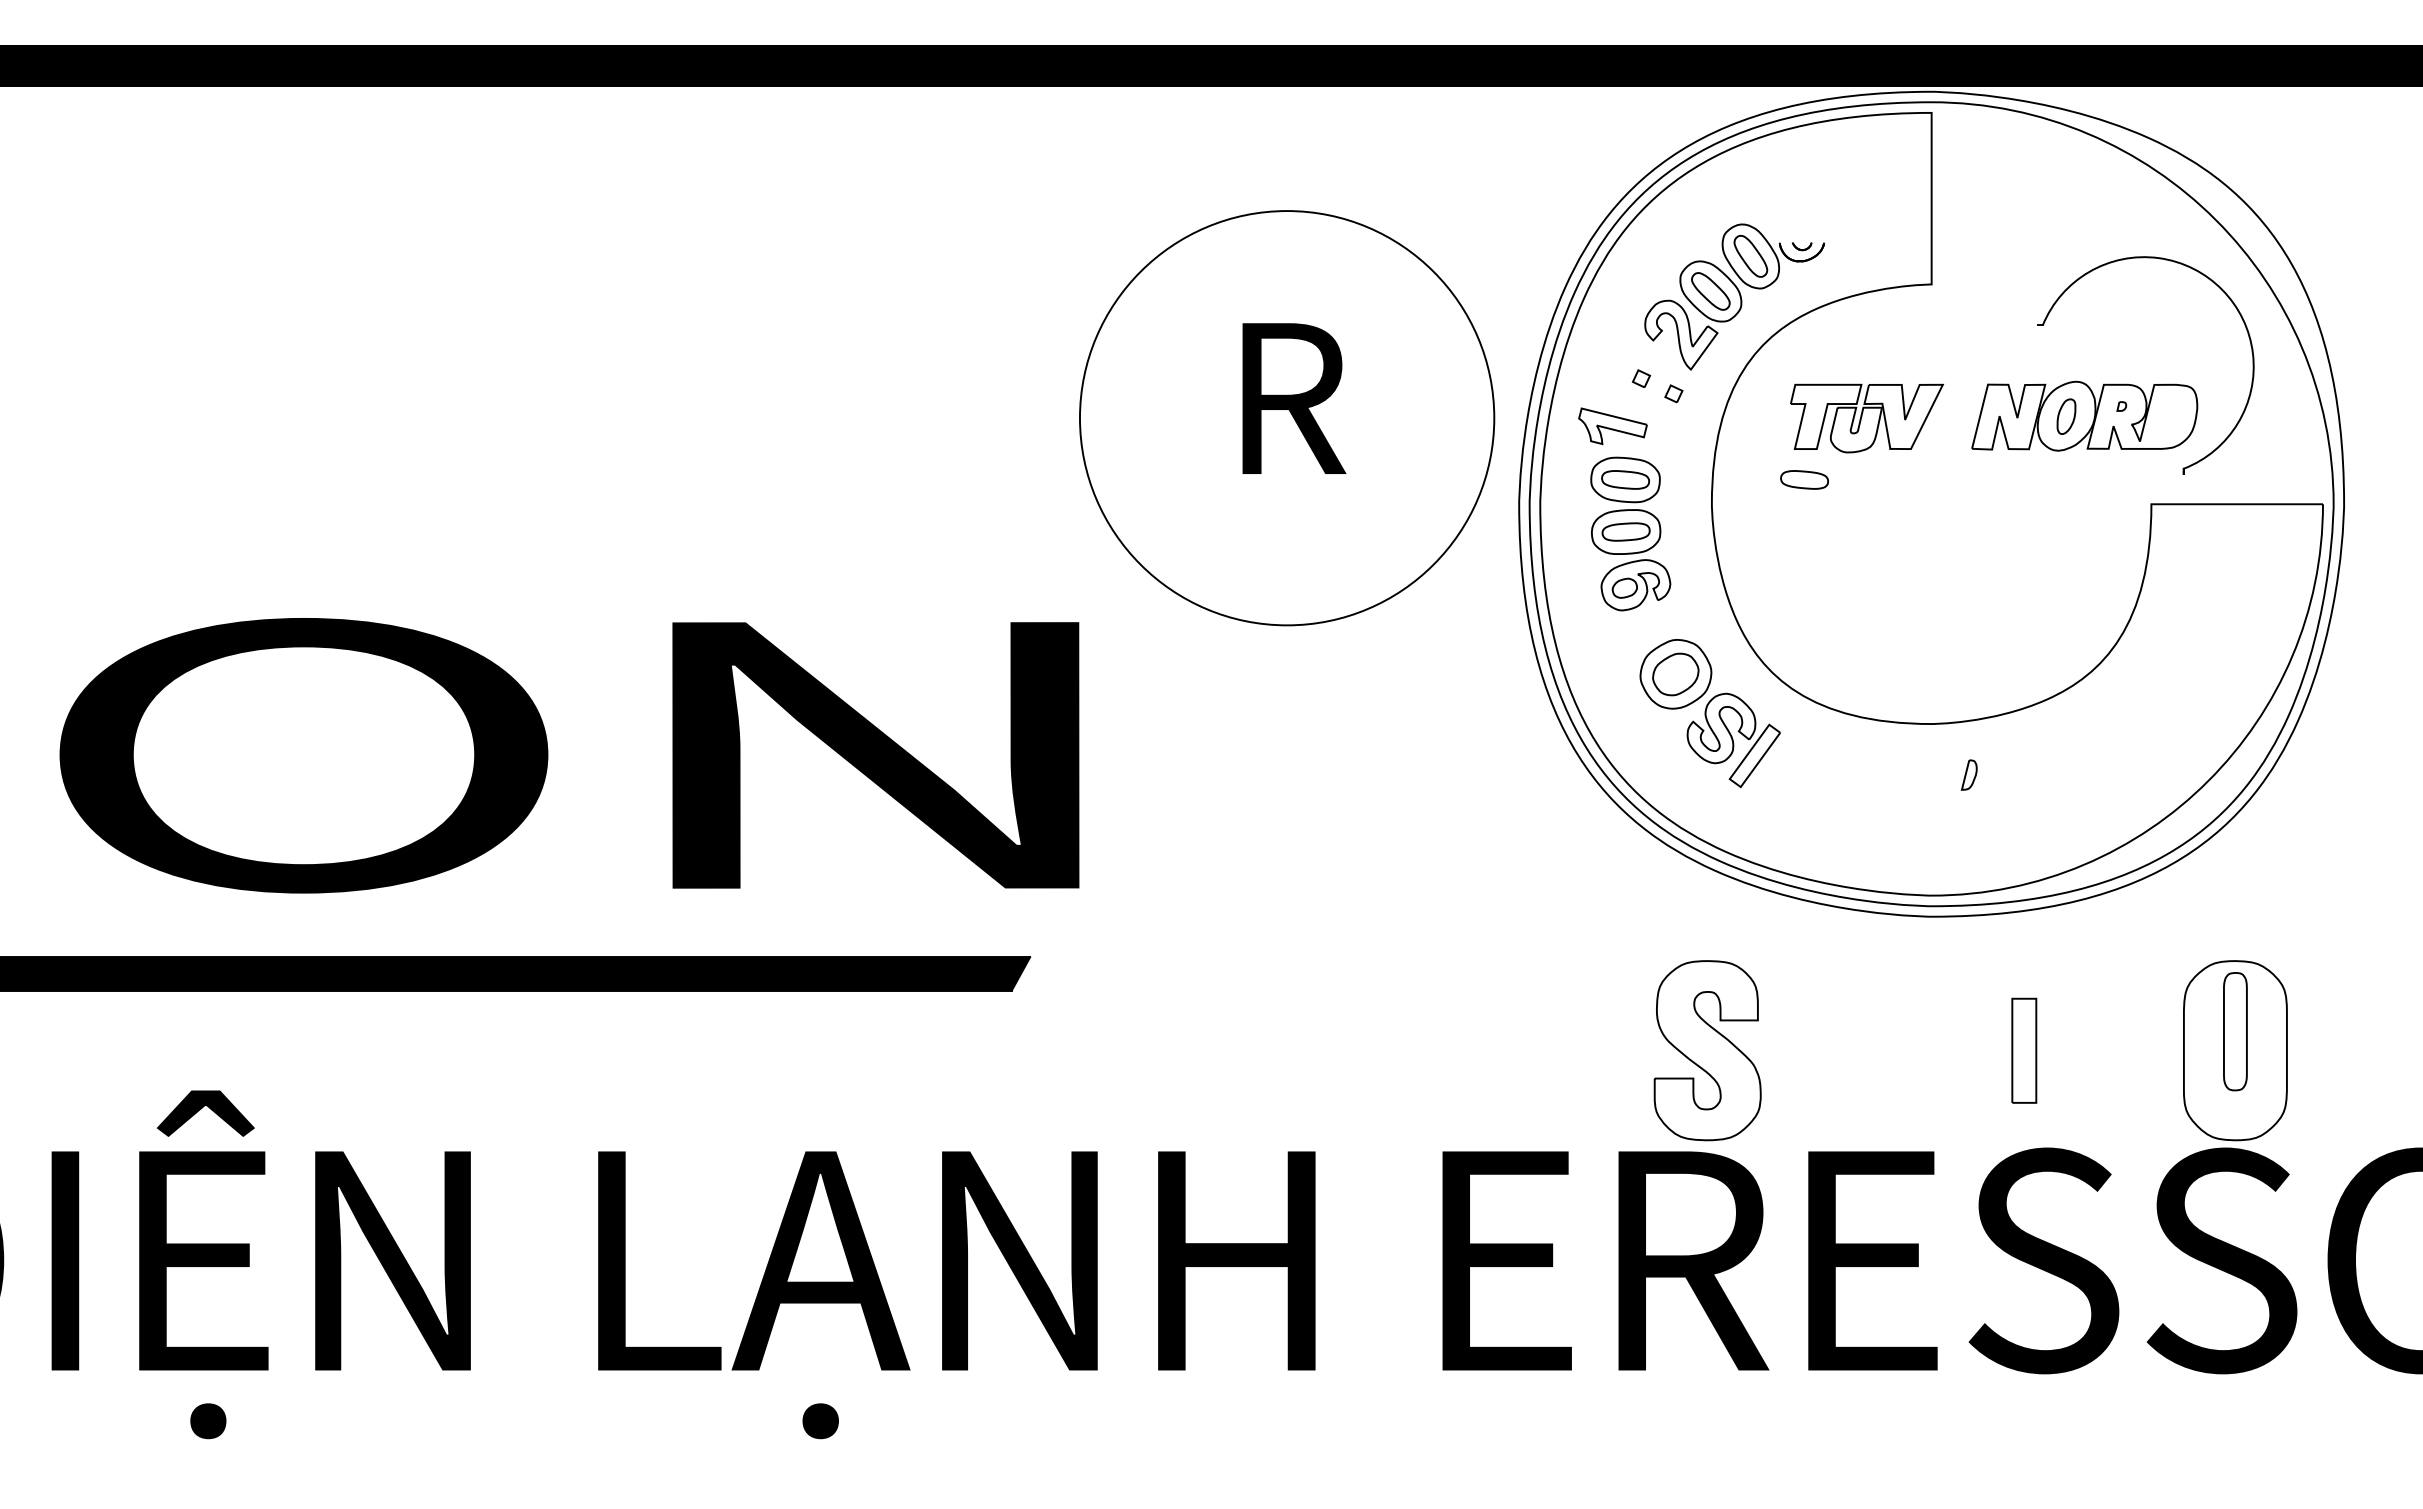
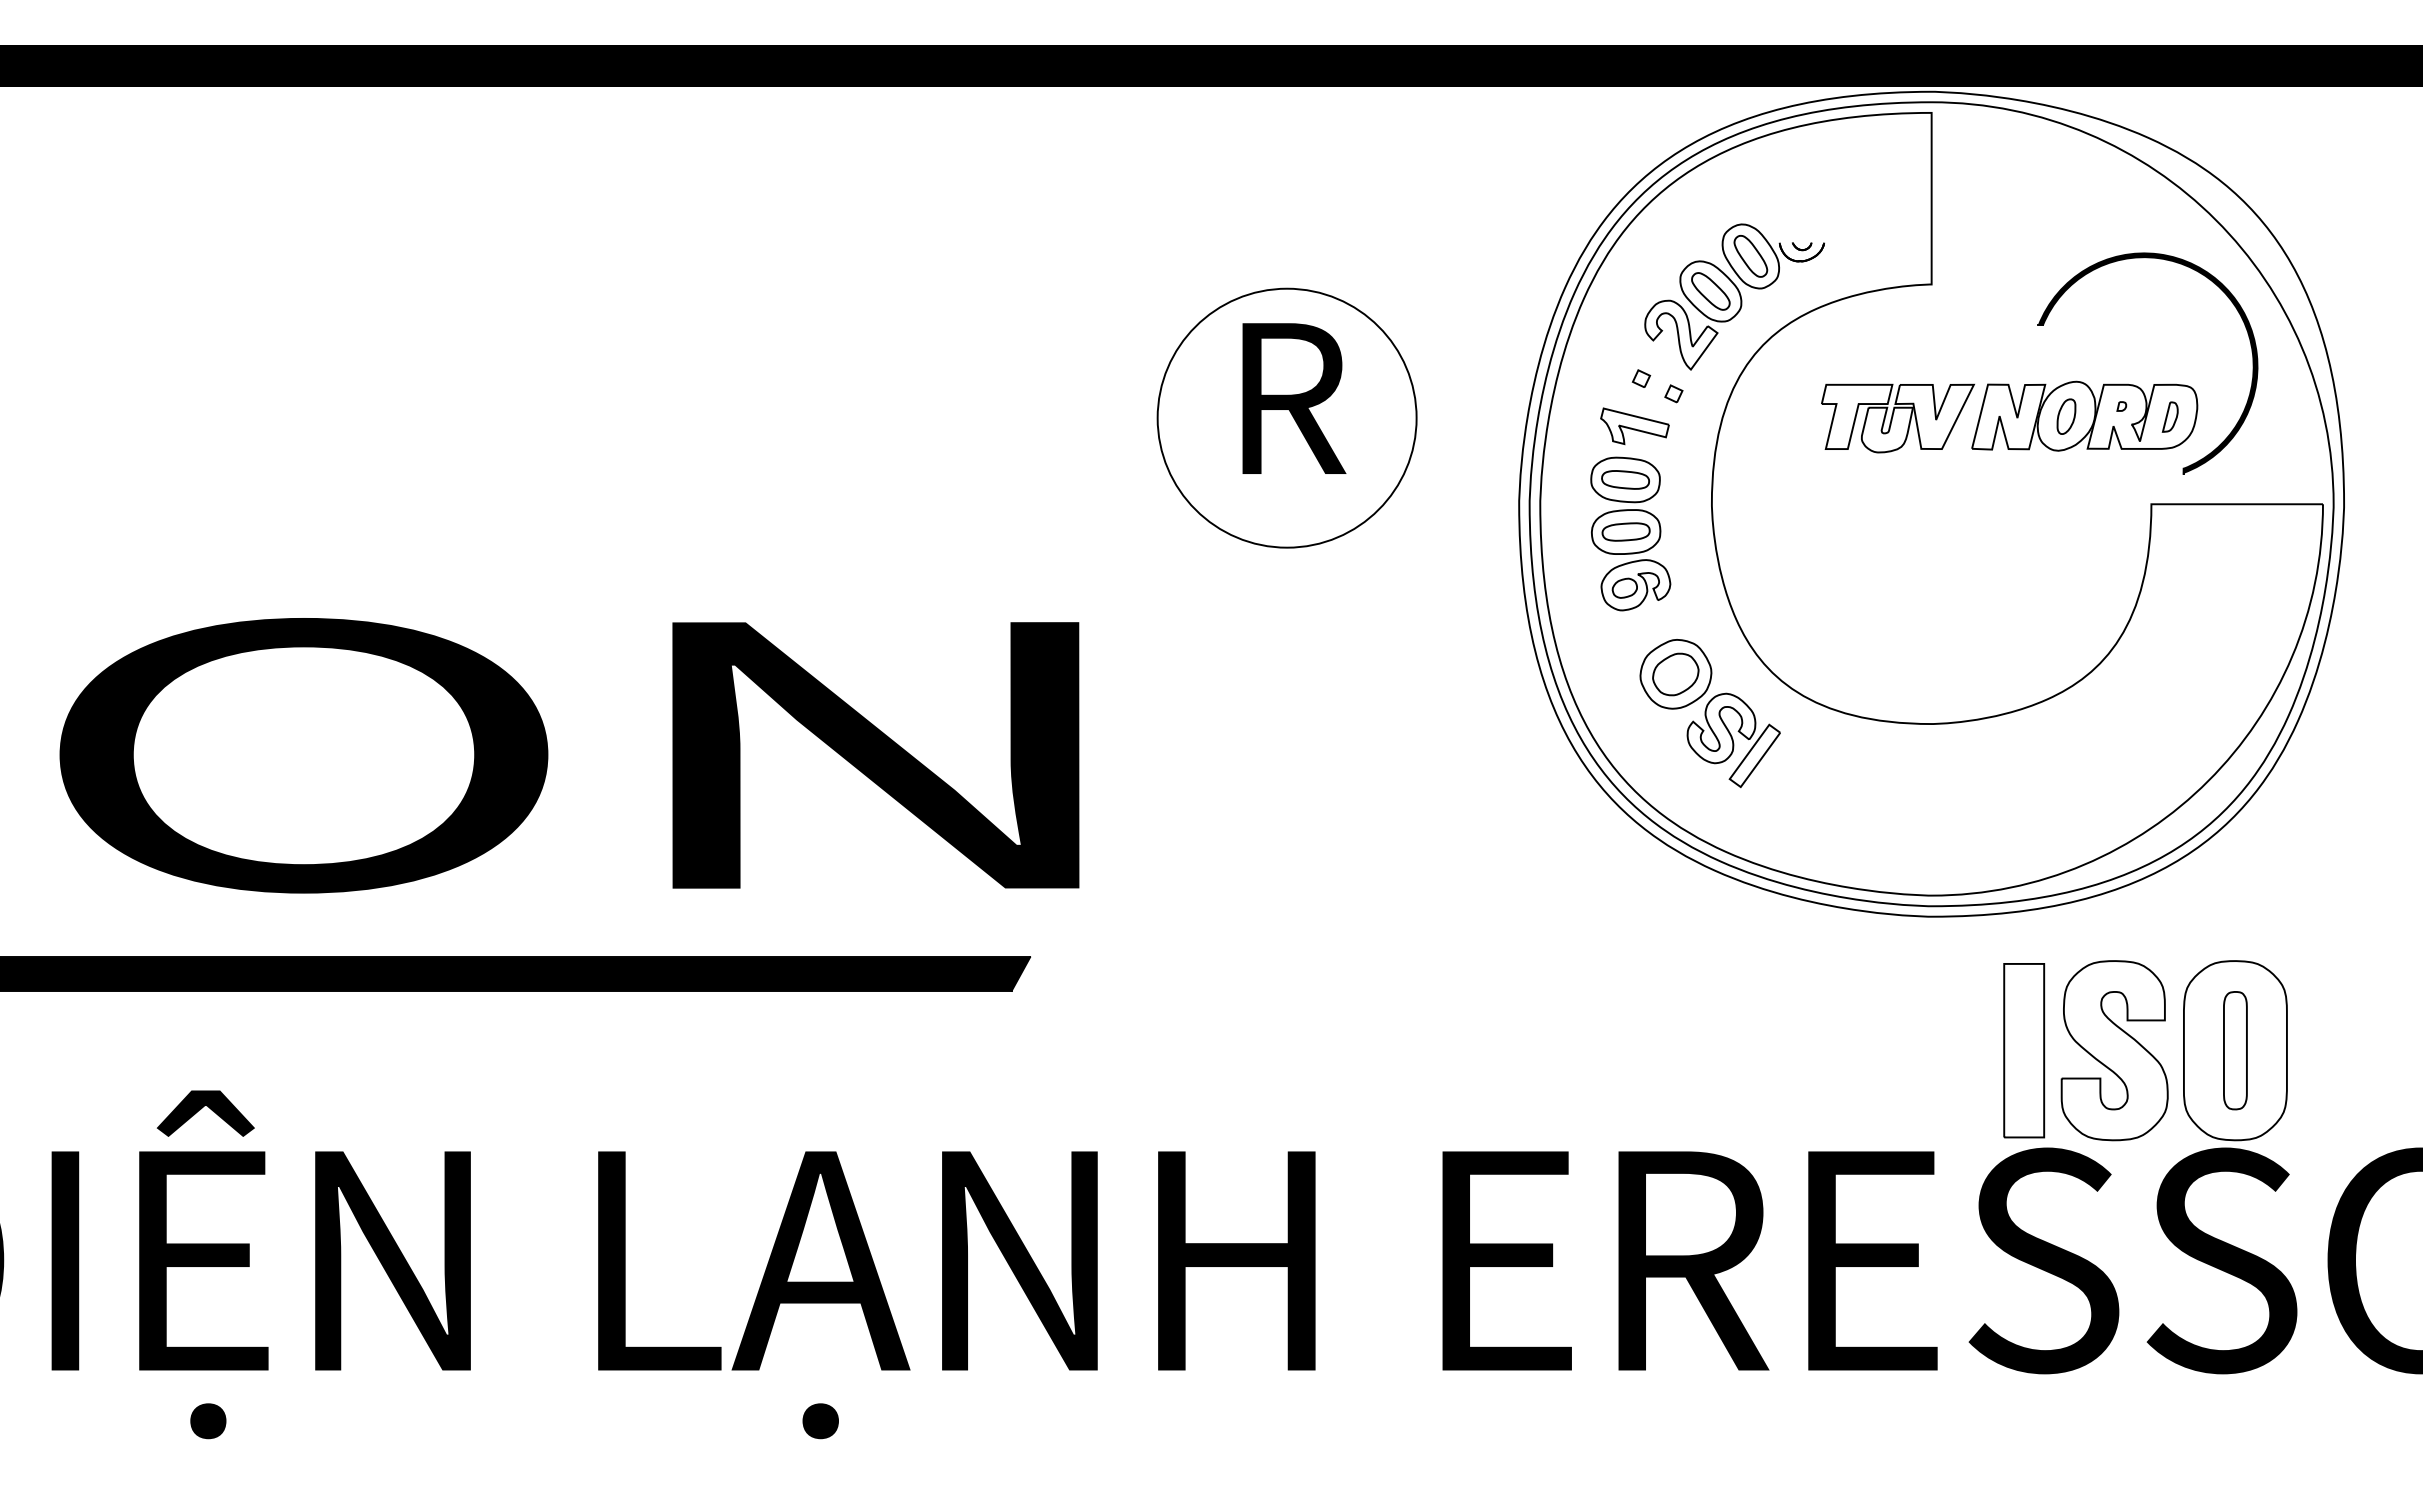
fill: none -> present (2147, 362)
circle diameter: 414 px -> 259 px (1286, 417)
part position: (1866, 418) -> (1897, 418) (1897, 418)
part position: (1612, 425) -> (1634, 425) (1634, 425)
part: present -> none (1804, 479)
part position: (1968, 774) -> (2169, 416) (2169, 416)
part position: (2235, 1031) -> (2235, 1050) (2235, 1050)
part position: (1707, 1050) -> (2114, 1050) (2114, 1050)
part size: 27x107 px -> 43x176 px (2024, 1050)
